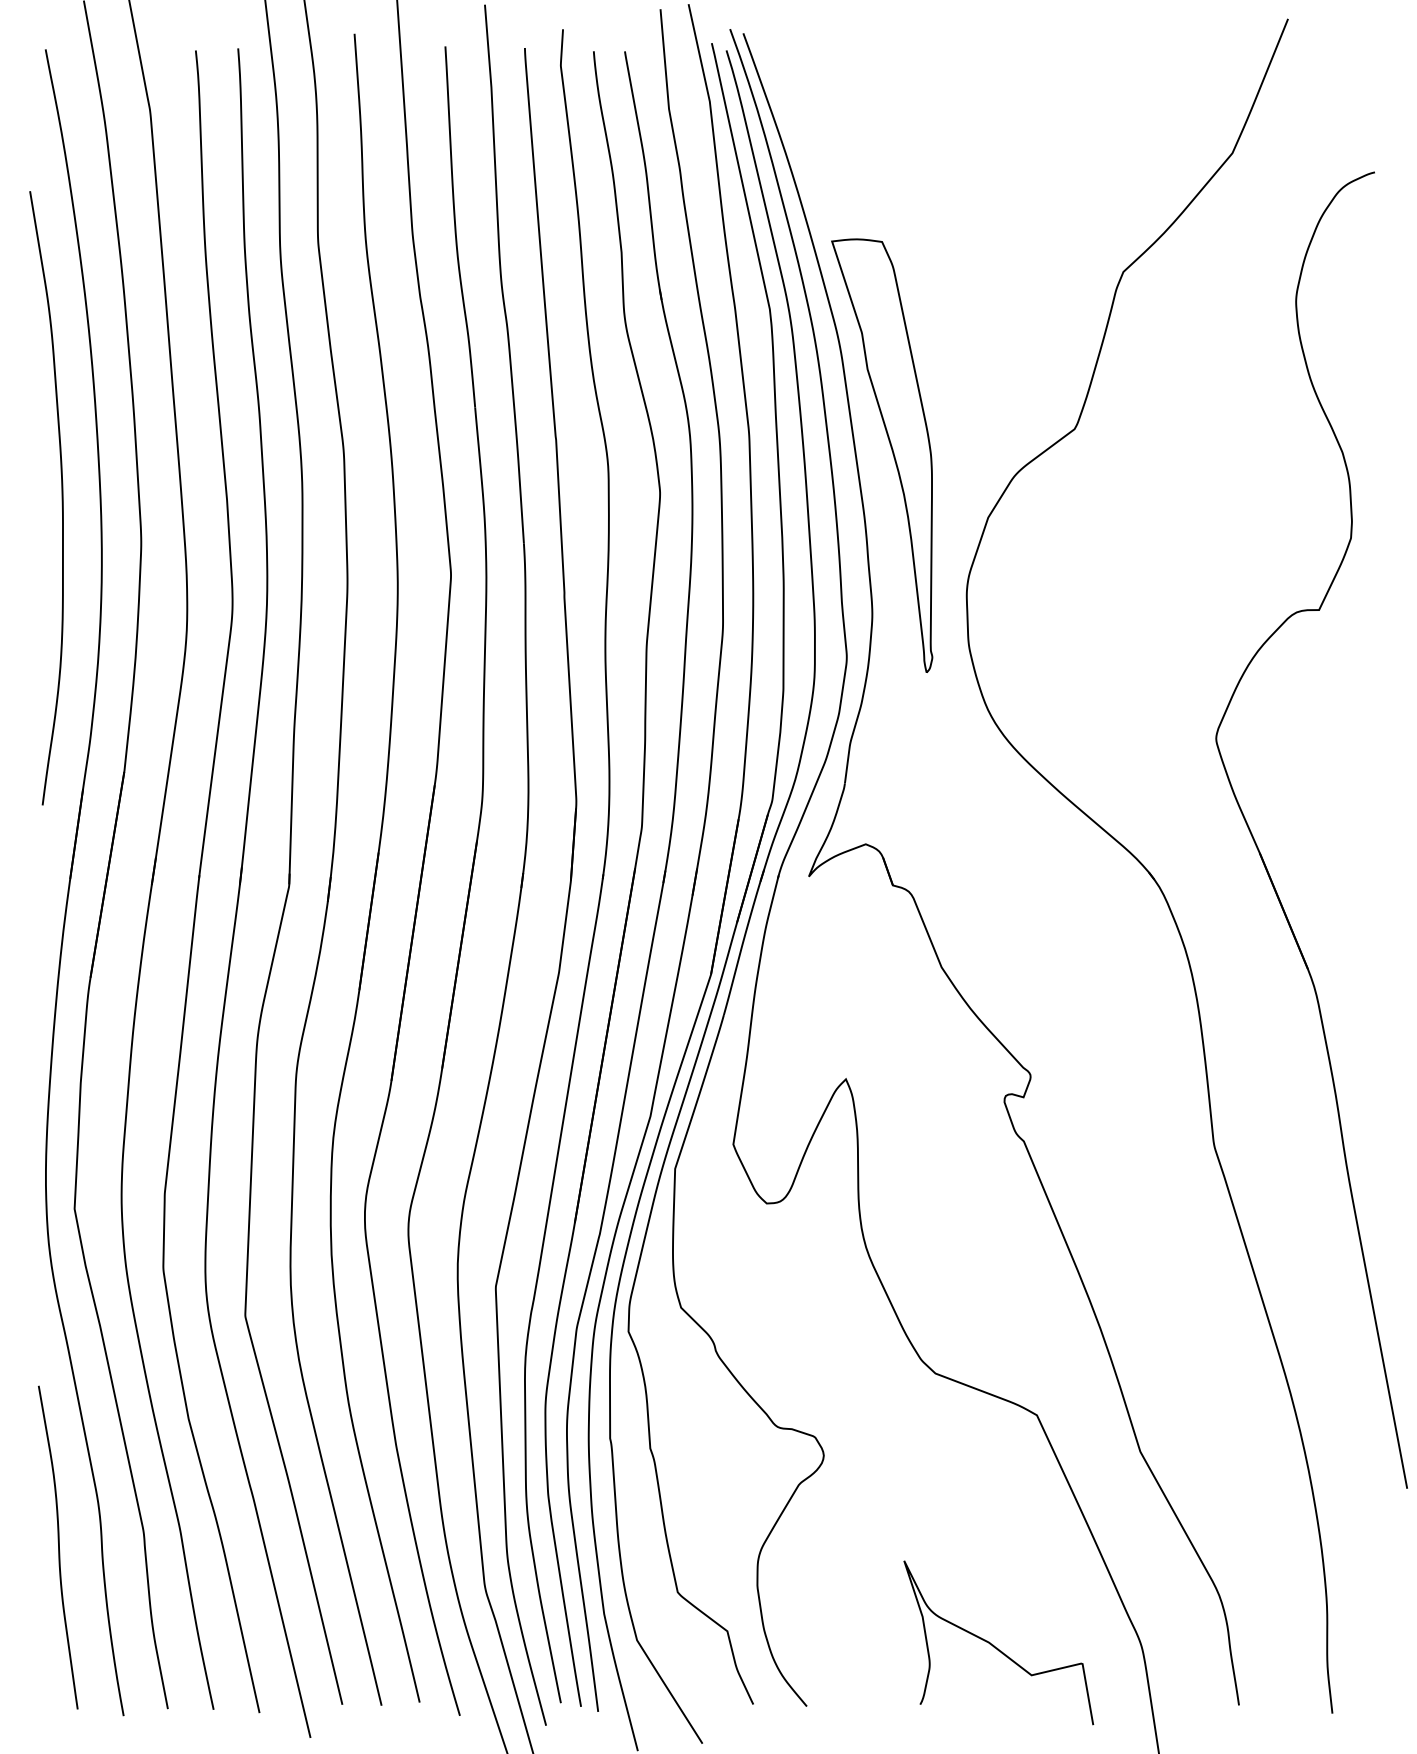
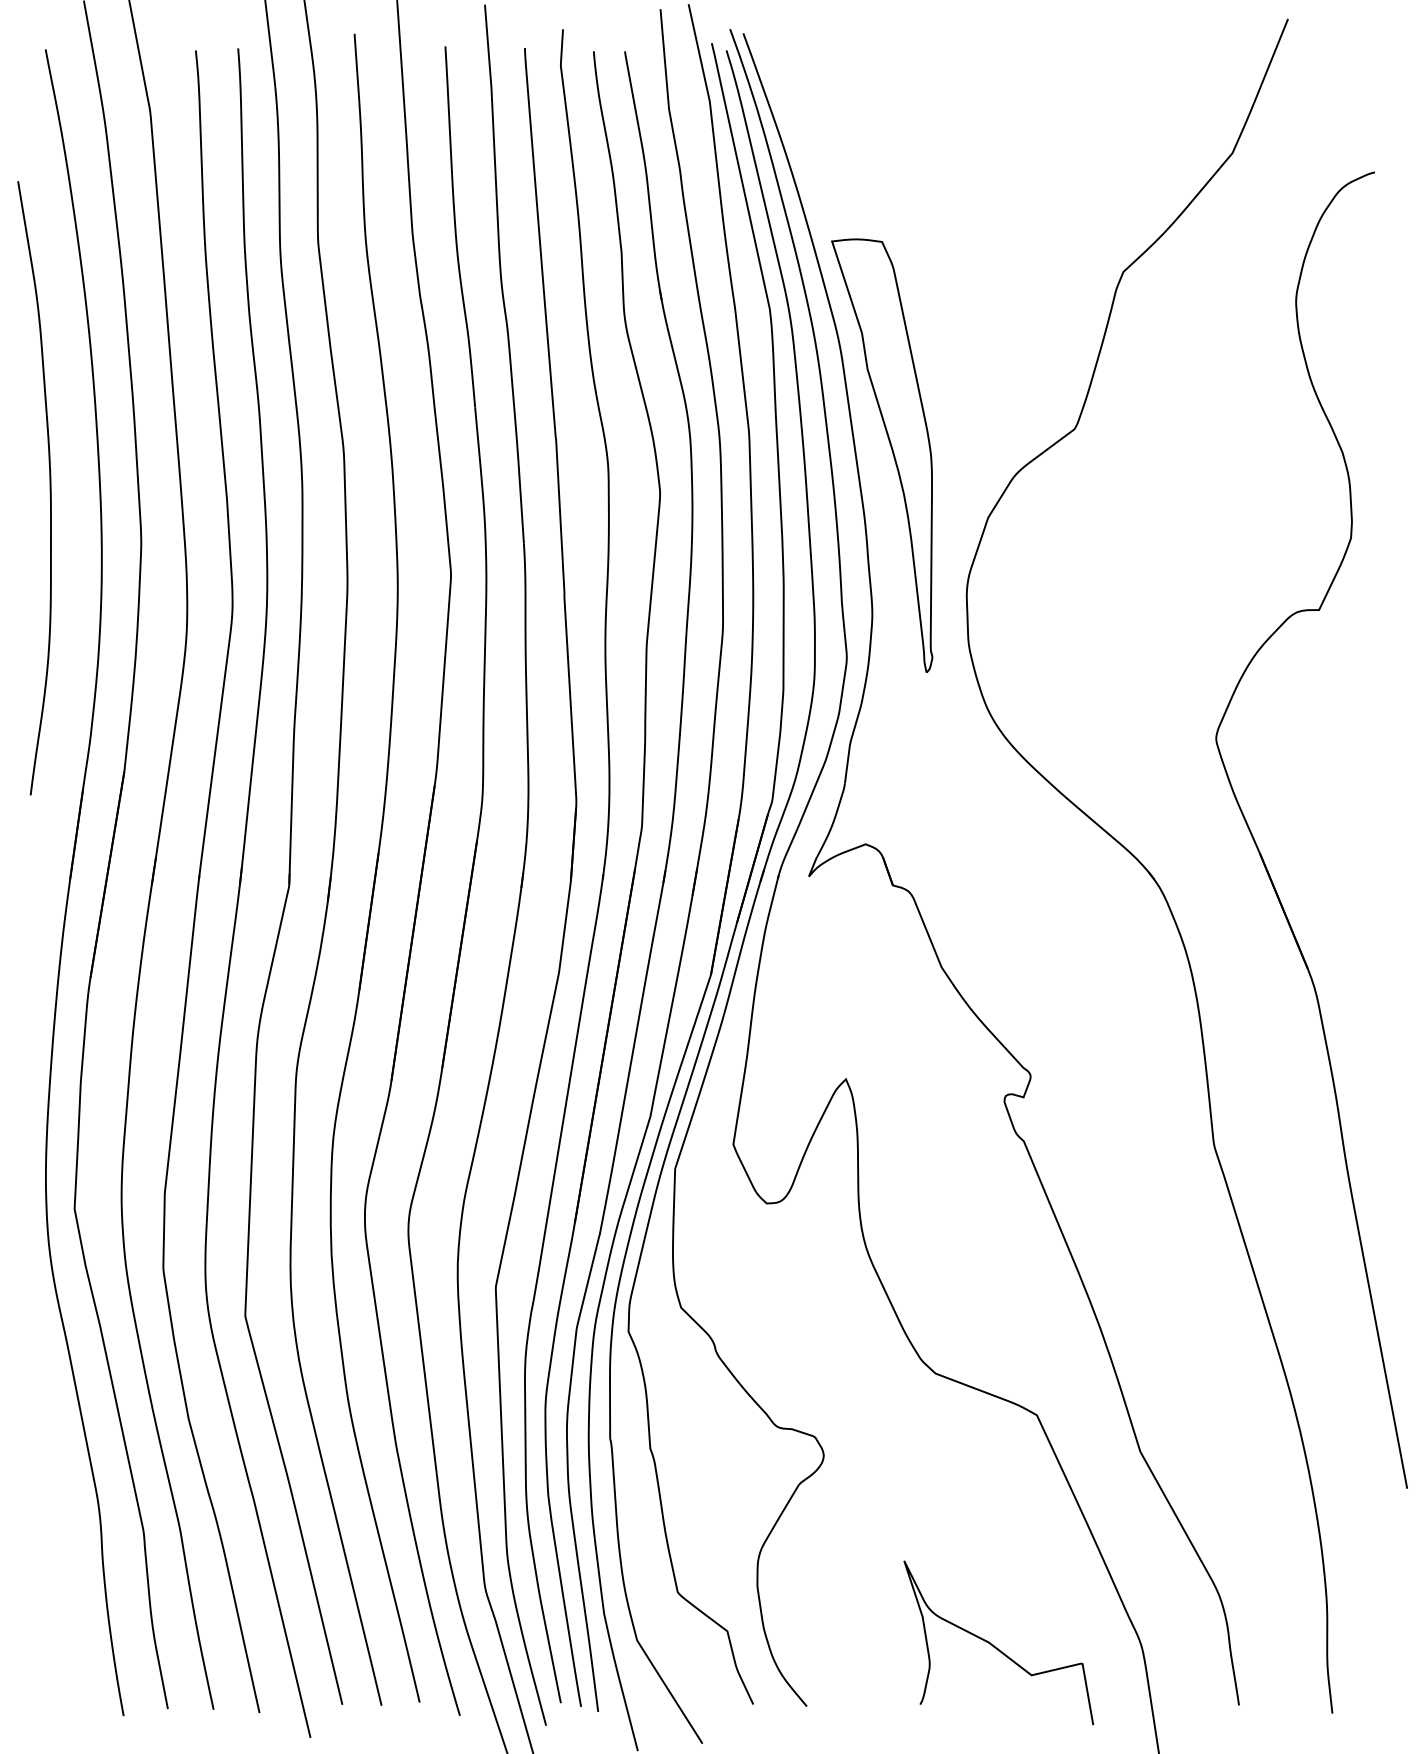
curve position: (61, 498) -> (49, 488) (49, 488)
curve: present -> none (58, 1547)
